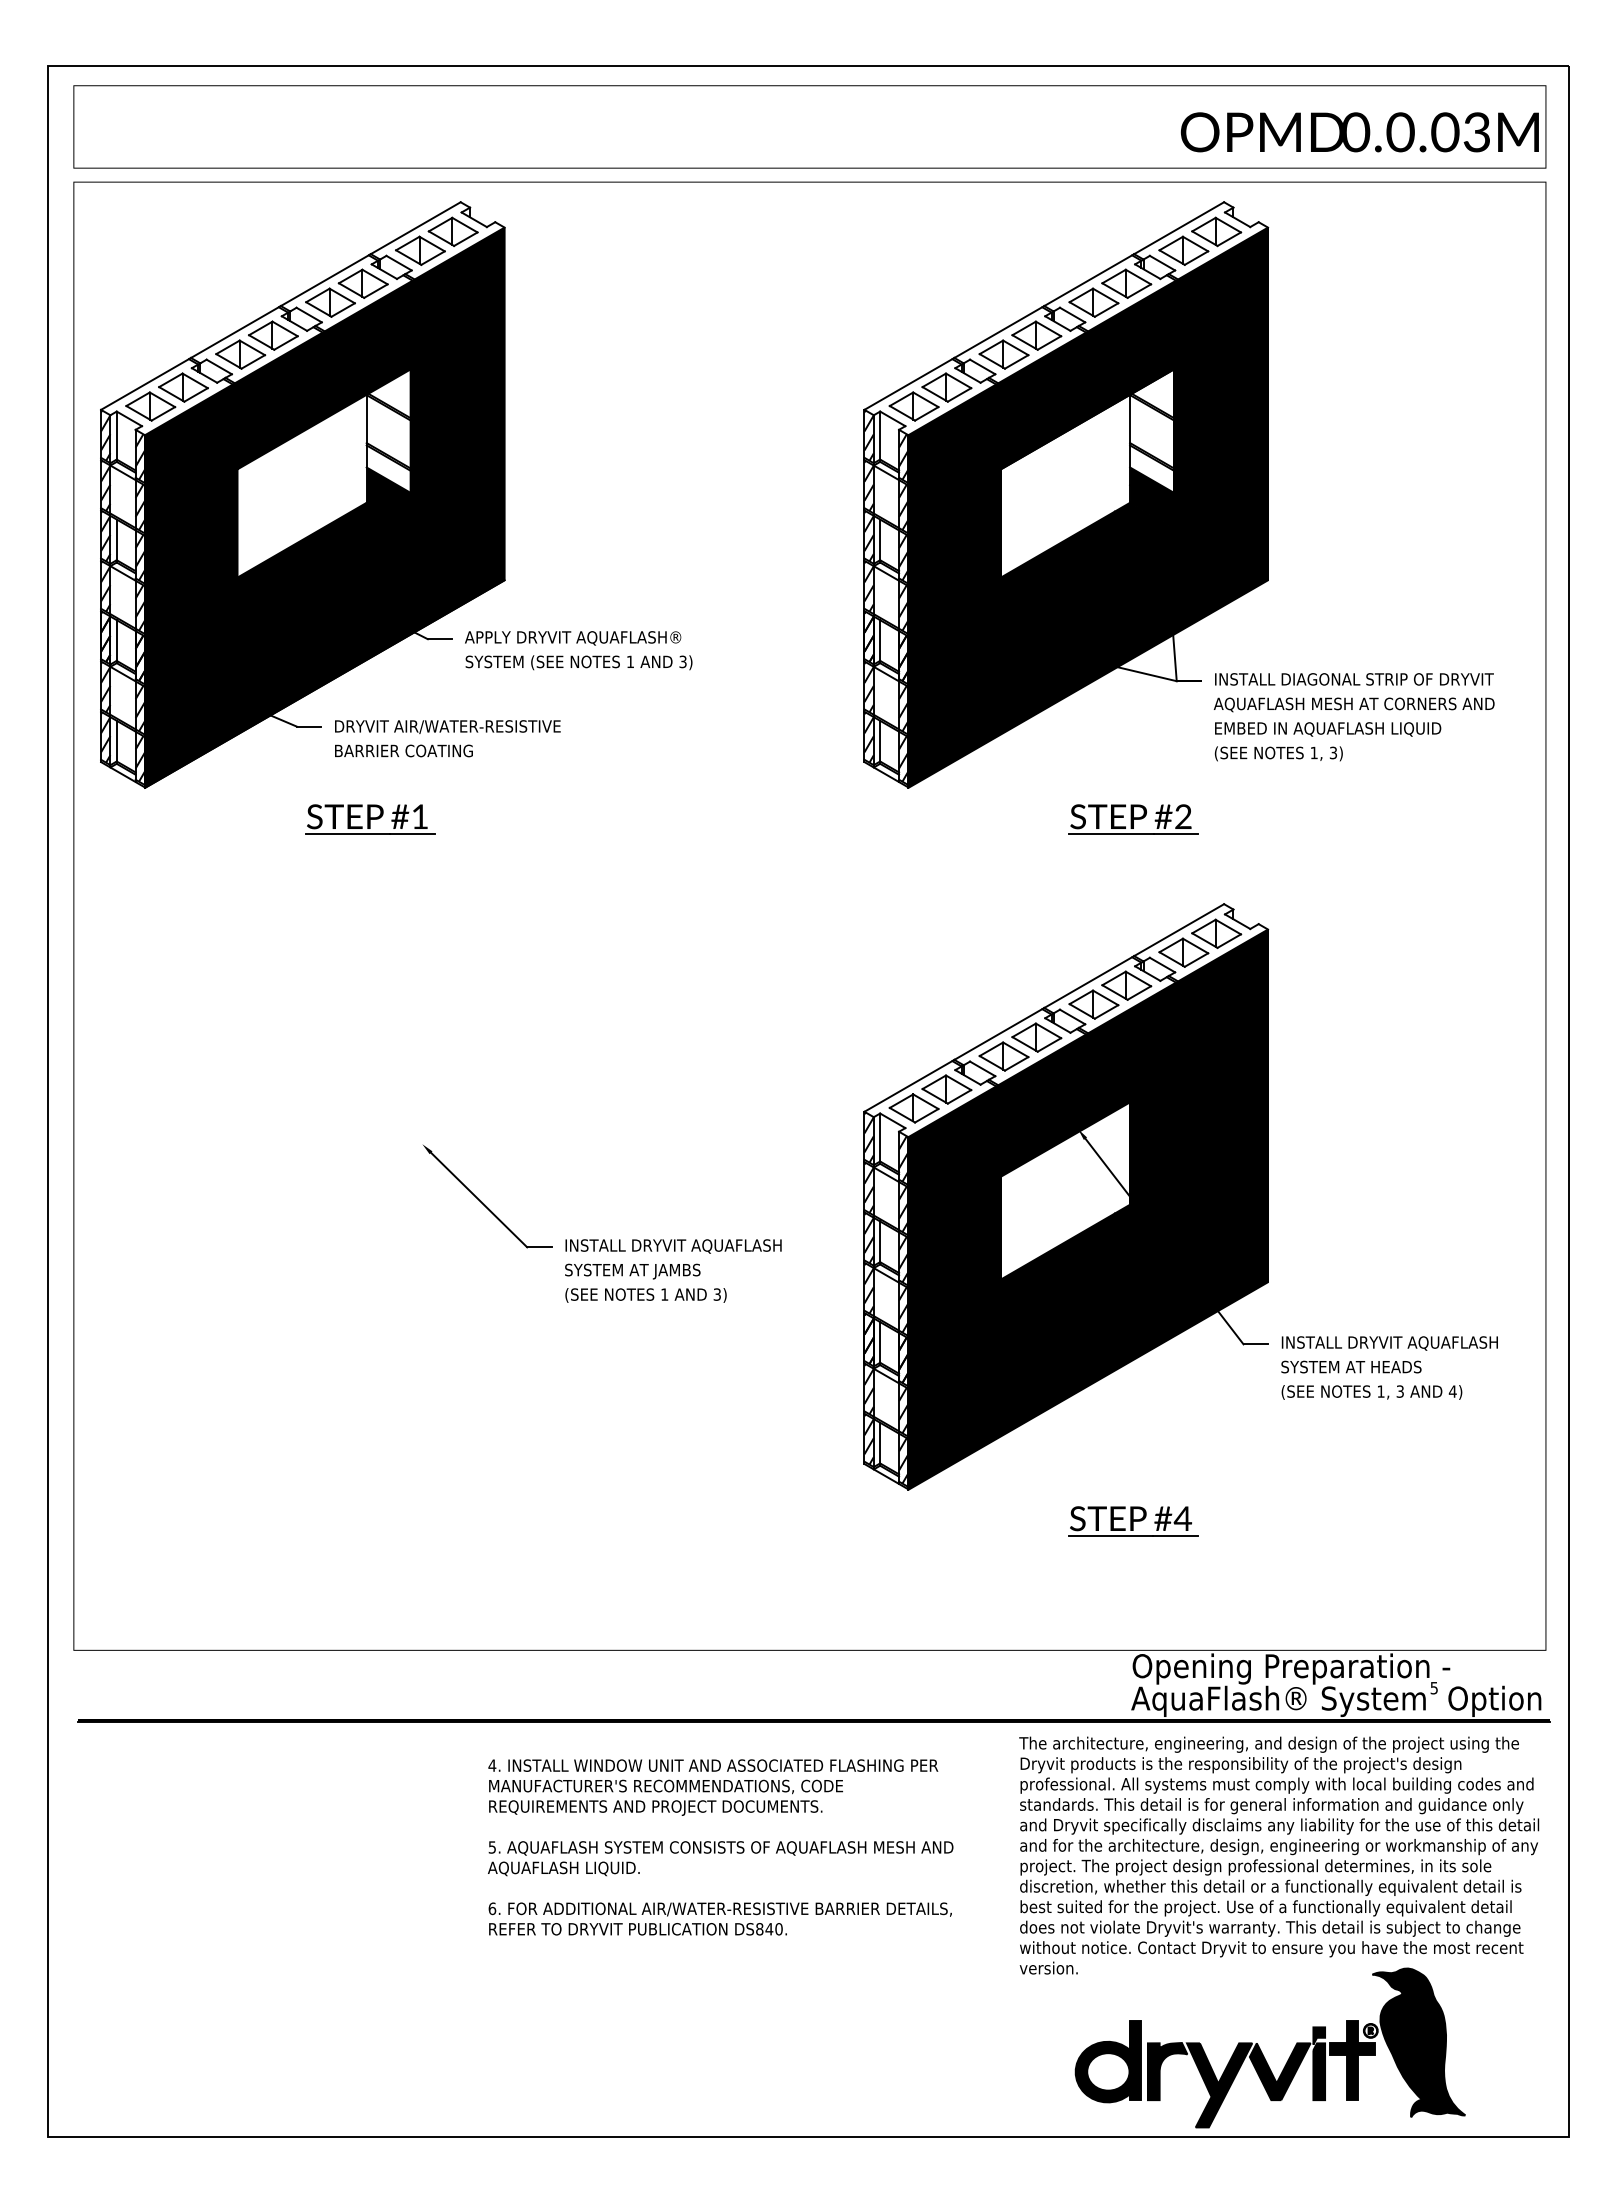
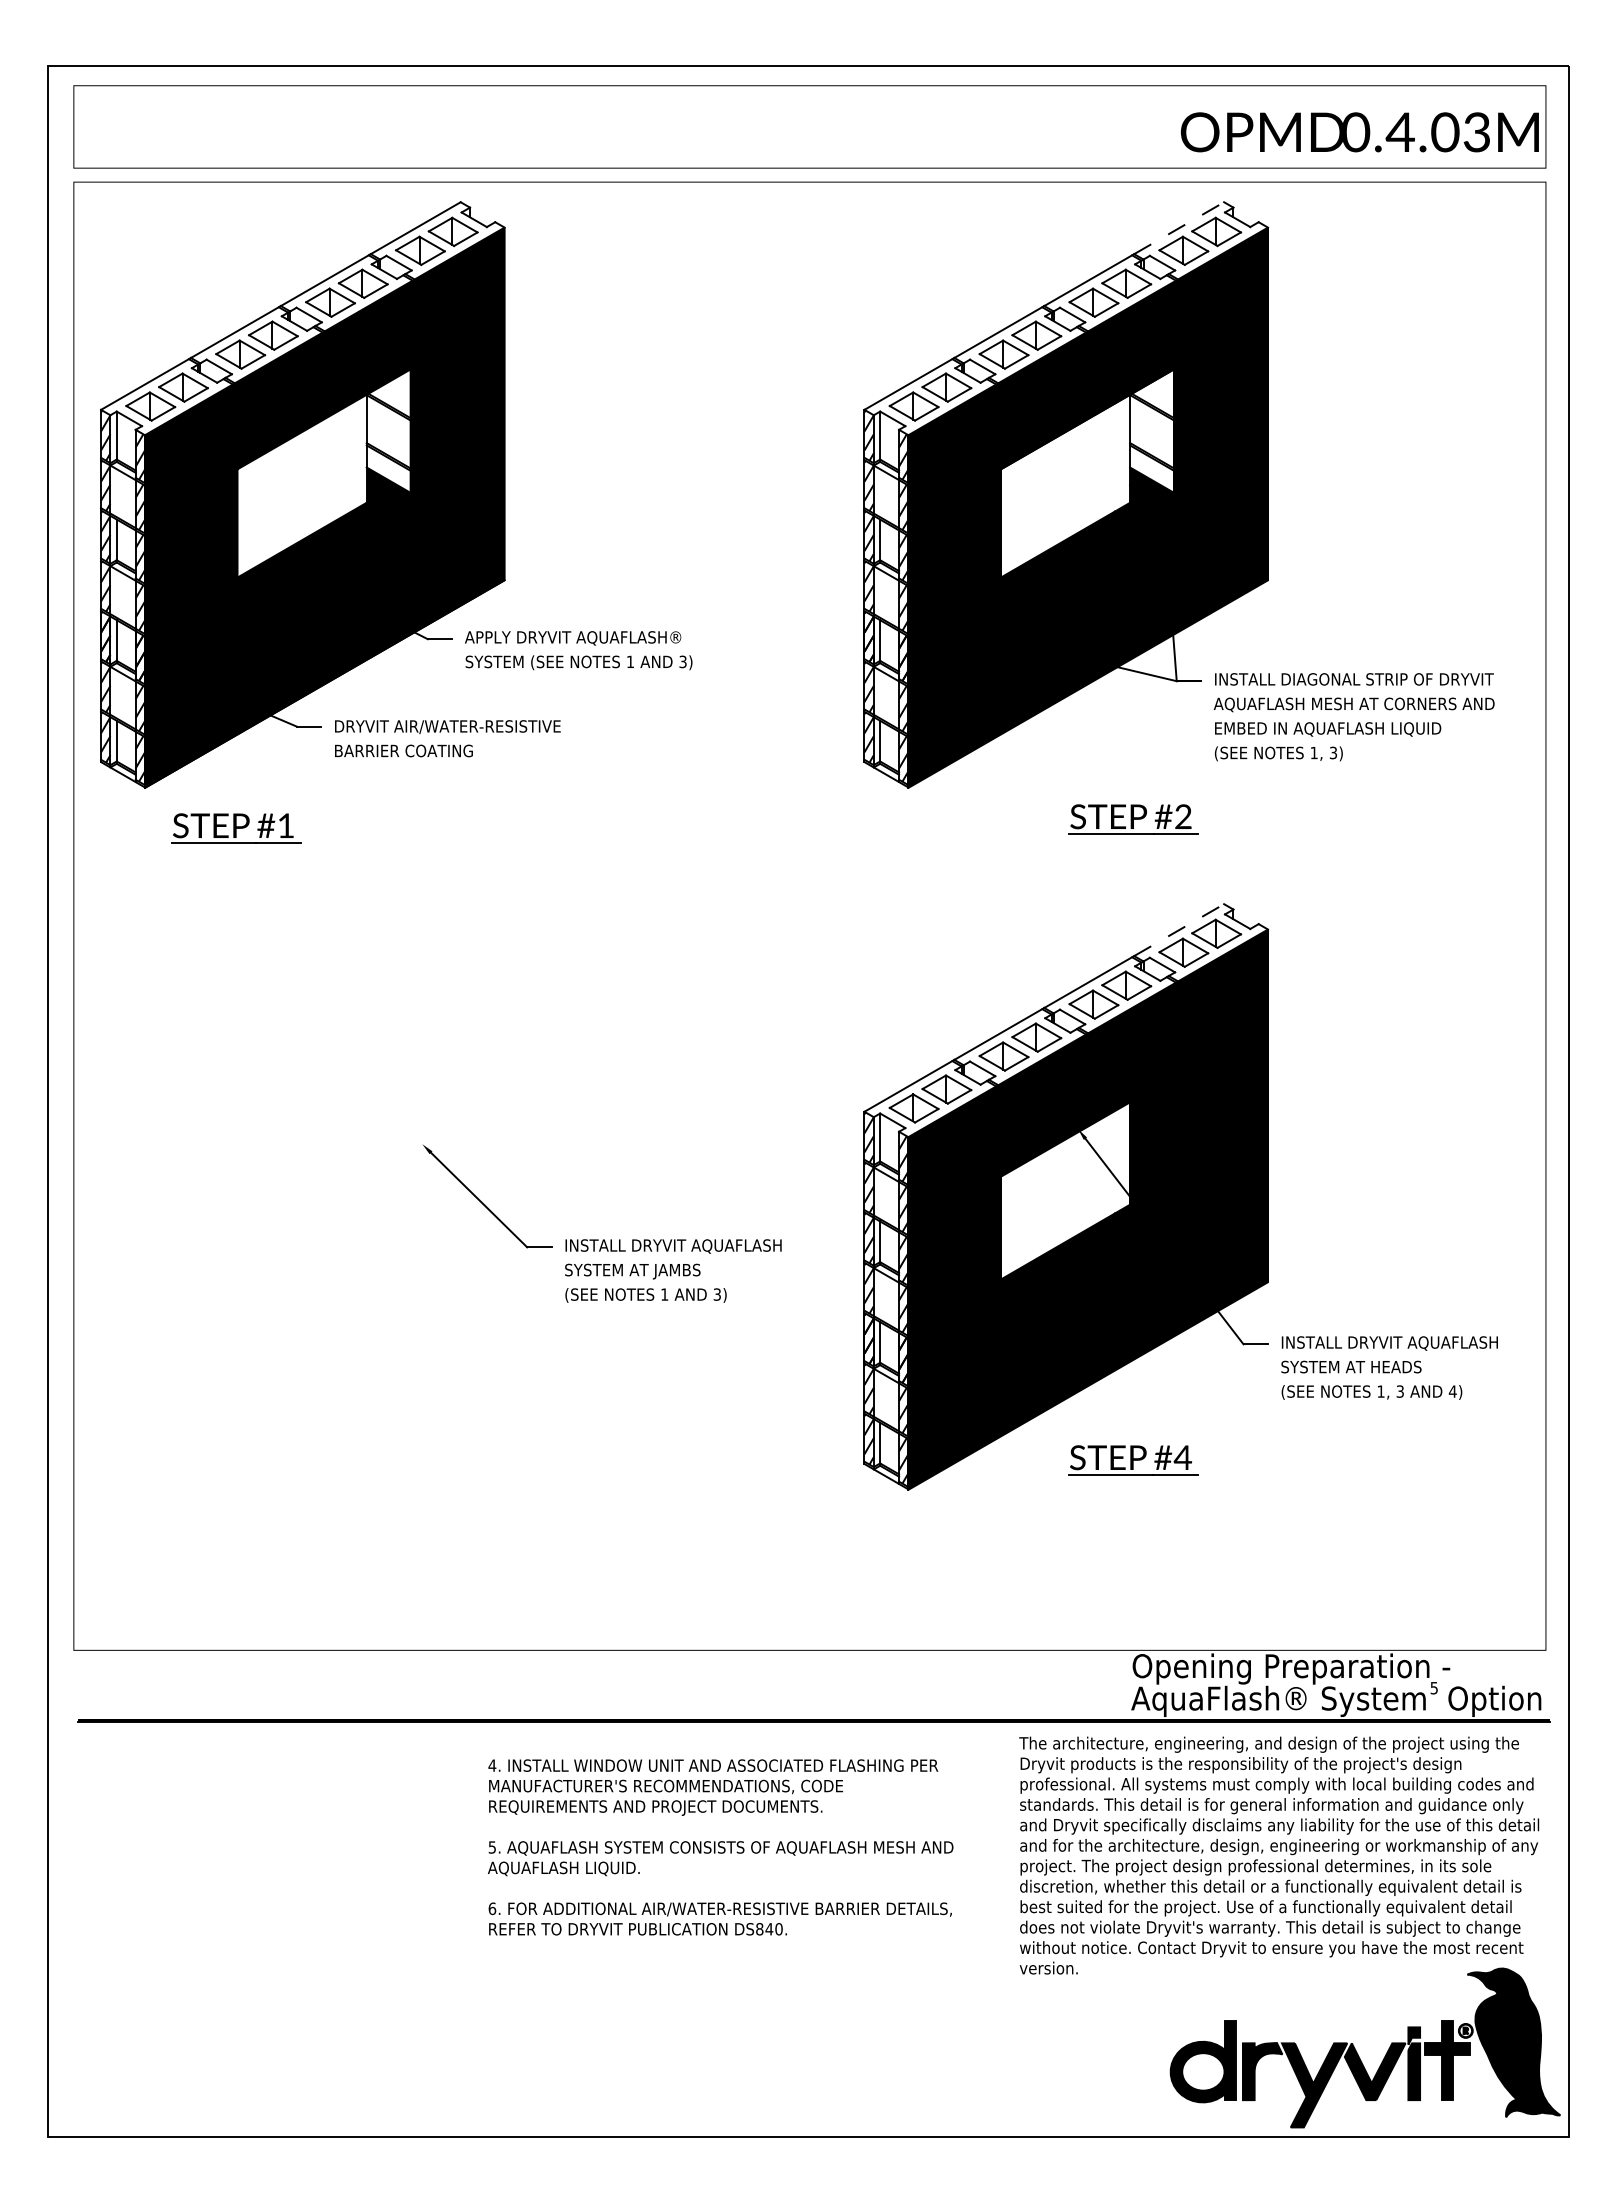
text: 0.0.03M -> 0.4.03M (1399, 132)
line: solid -> dashed (1179, 228)
part position: (370, 819) -> (236, 828) (236, 828)
line: solid -> dashed (1179, 930)
part position: (1133, 1521) -> (1133, 1460) (1133, 1460)
part position: (1261, 2050) -> (1356, 2050) (1356, 2050)
